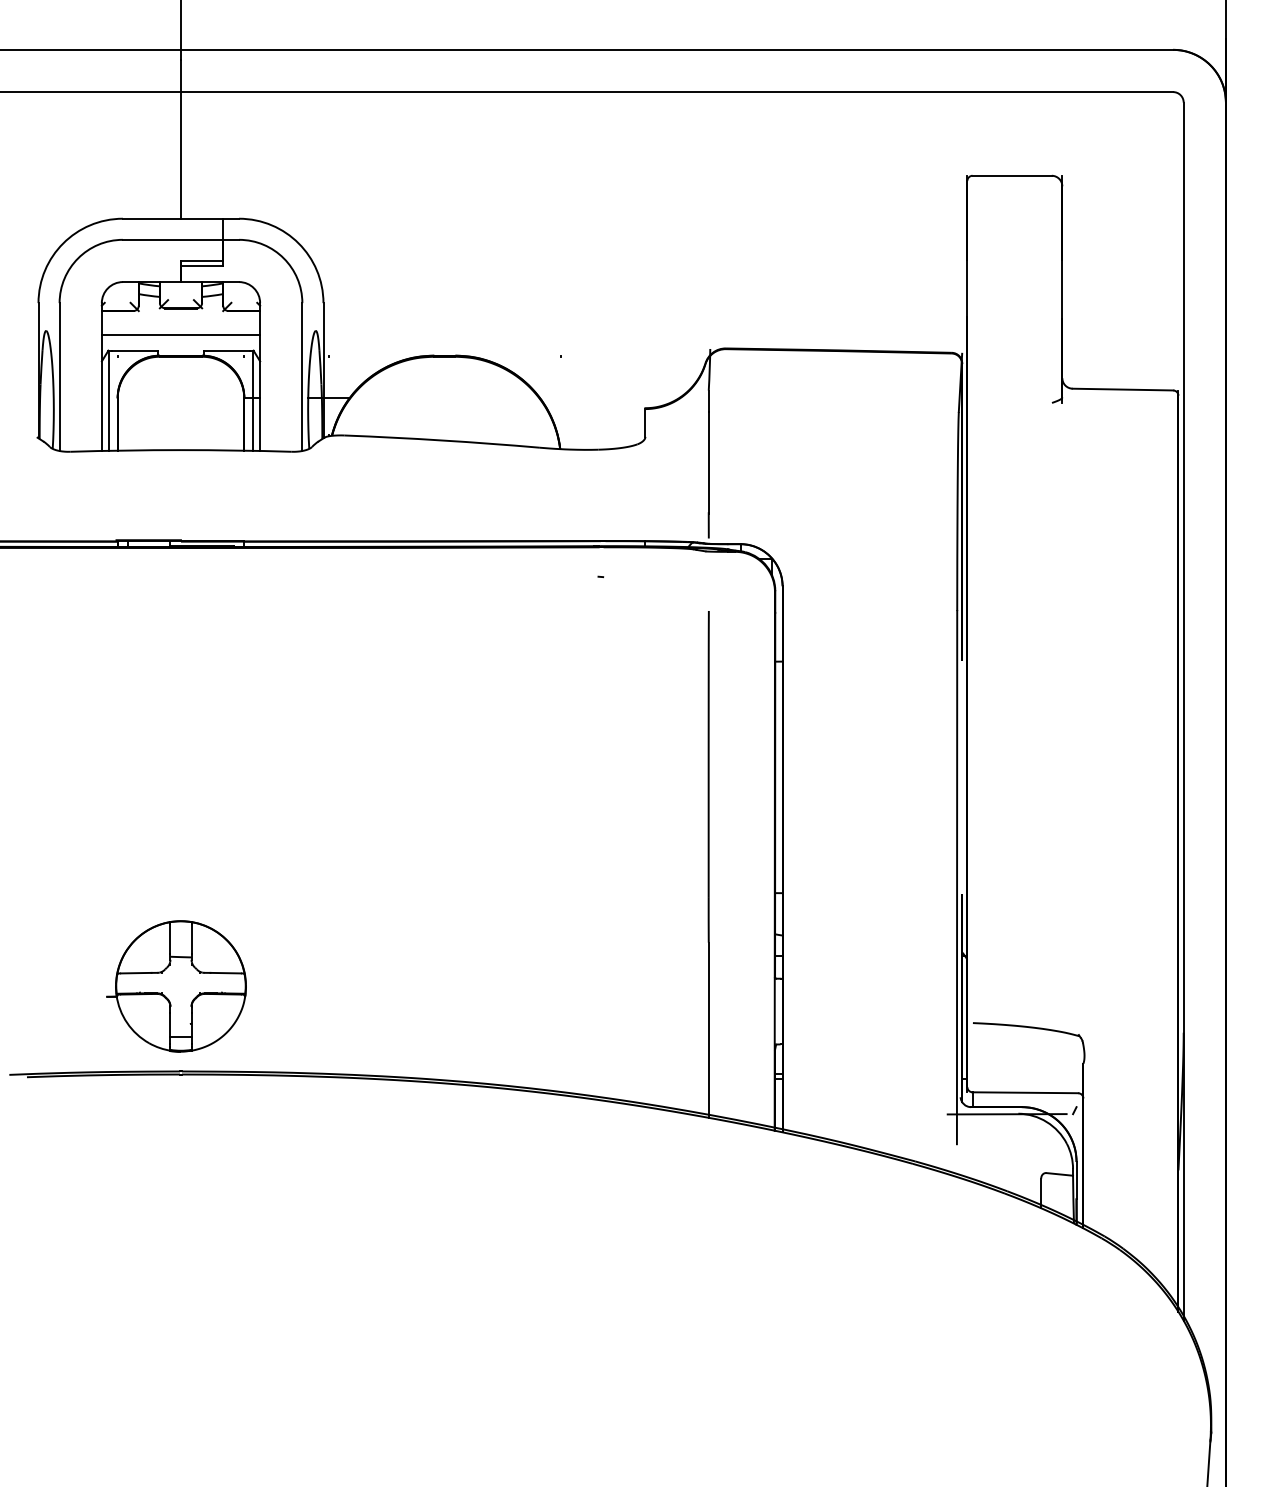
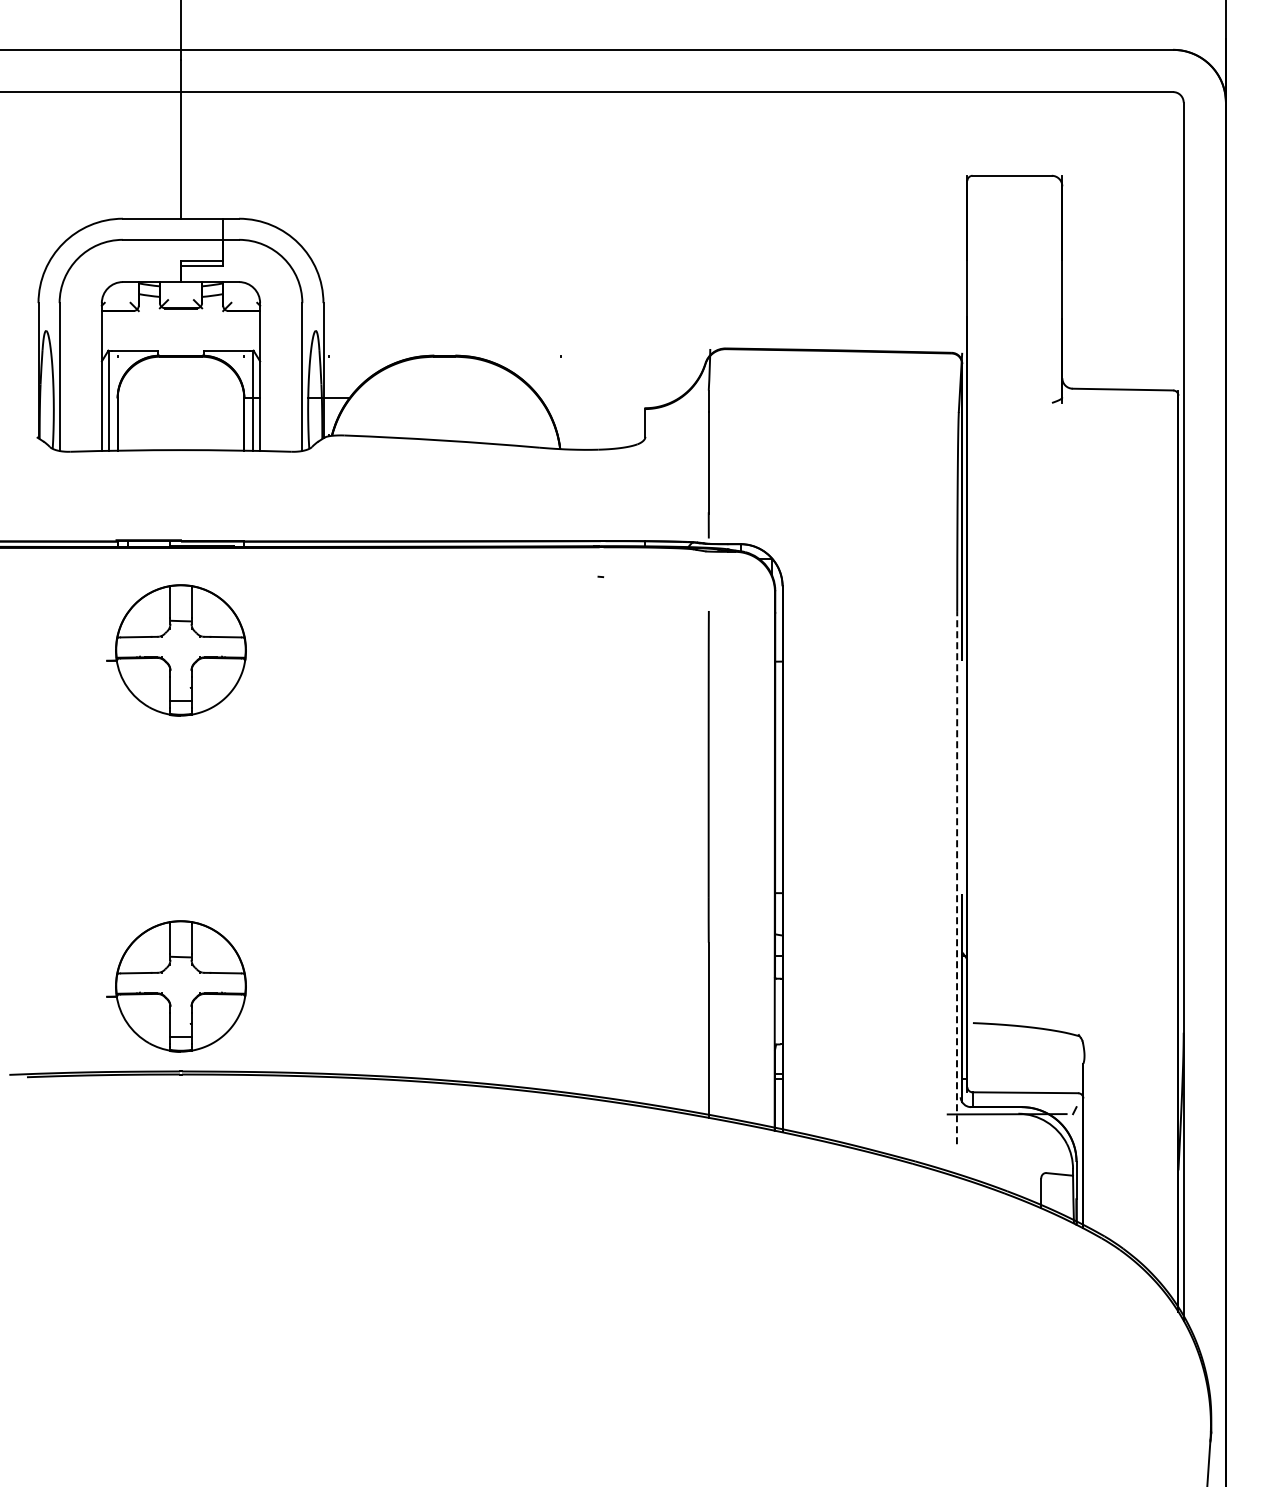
line: present -> none (180, 334)
part: none -> present (176, 650)
line: solid -> dashed (957, 877)
